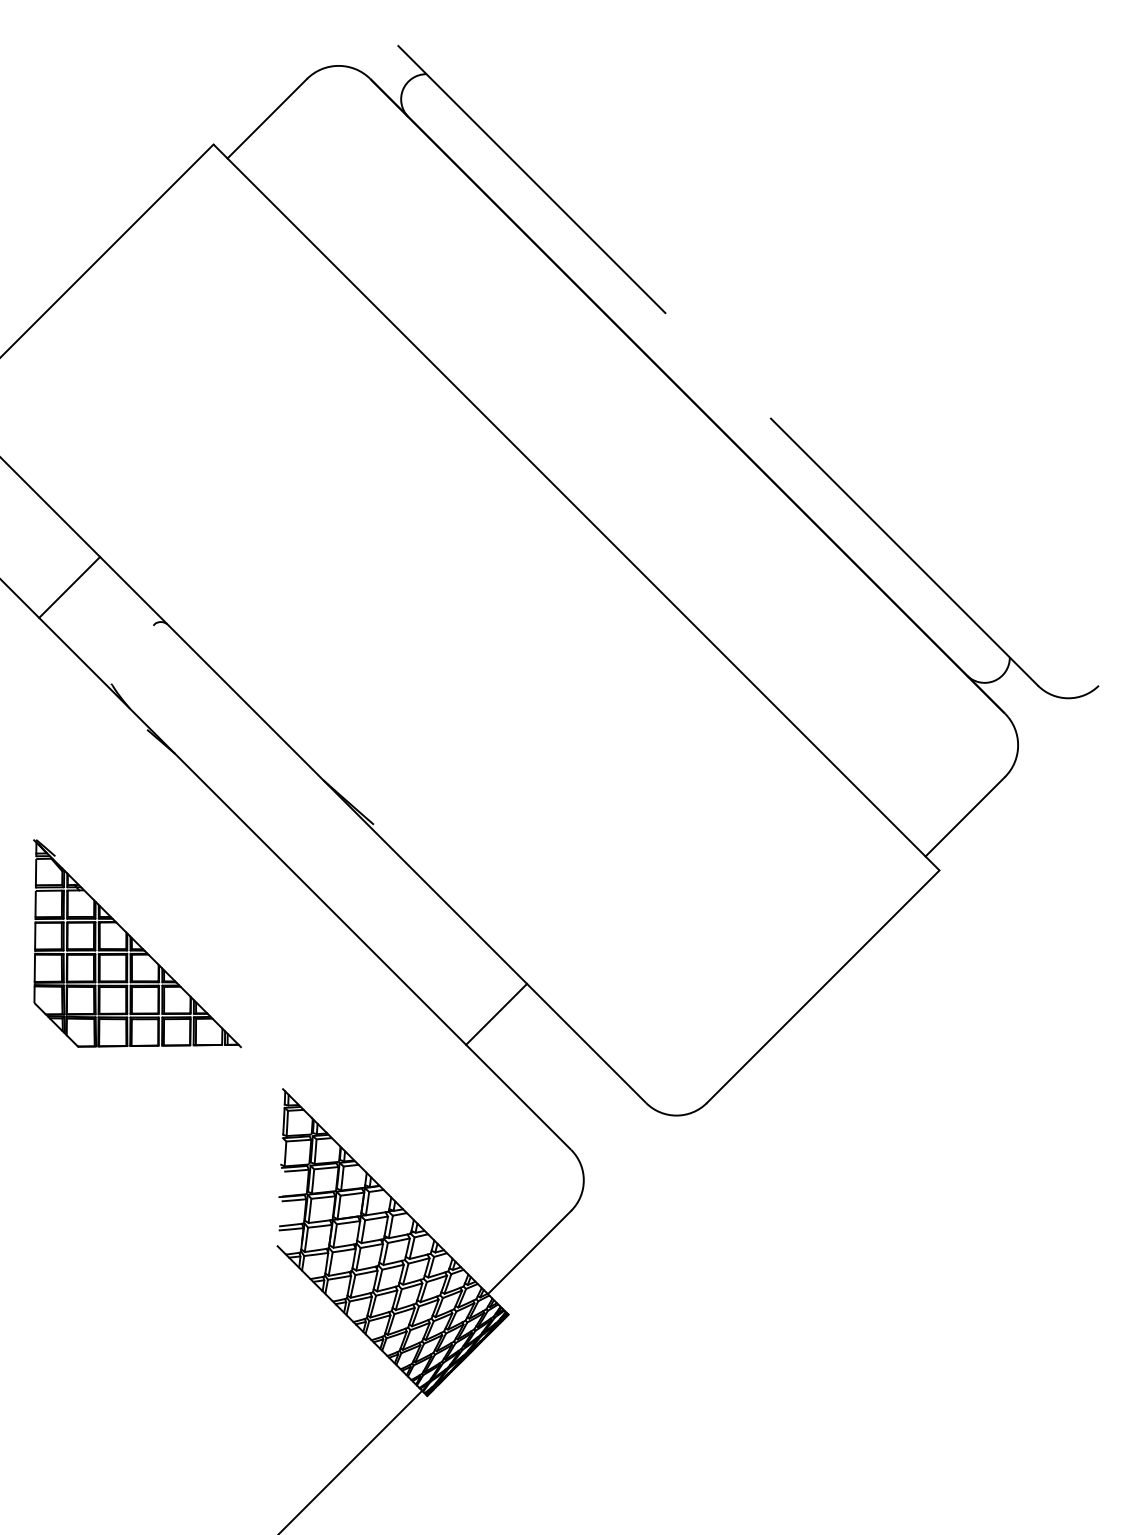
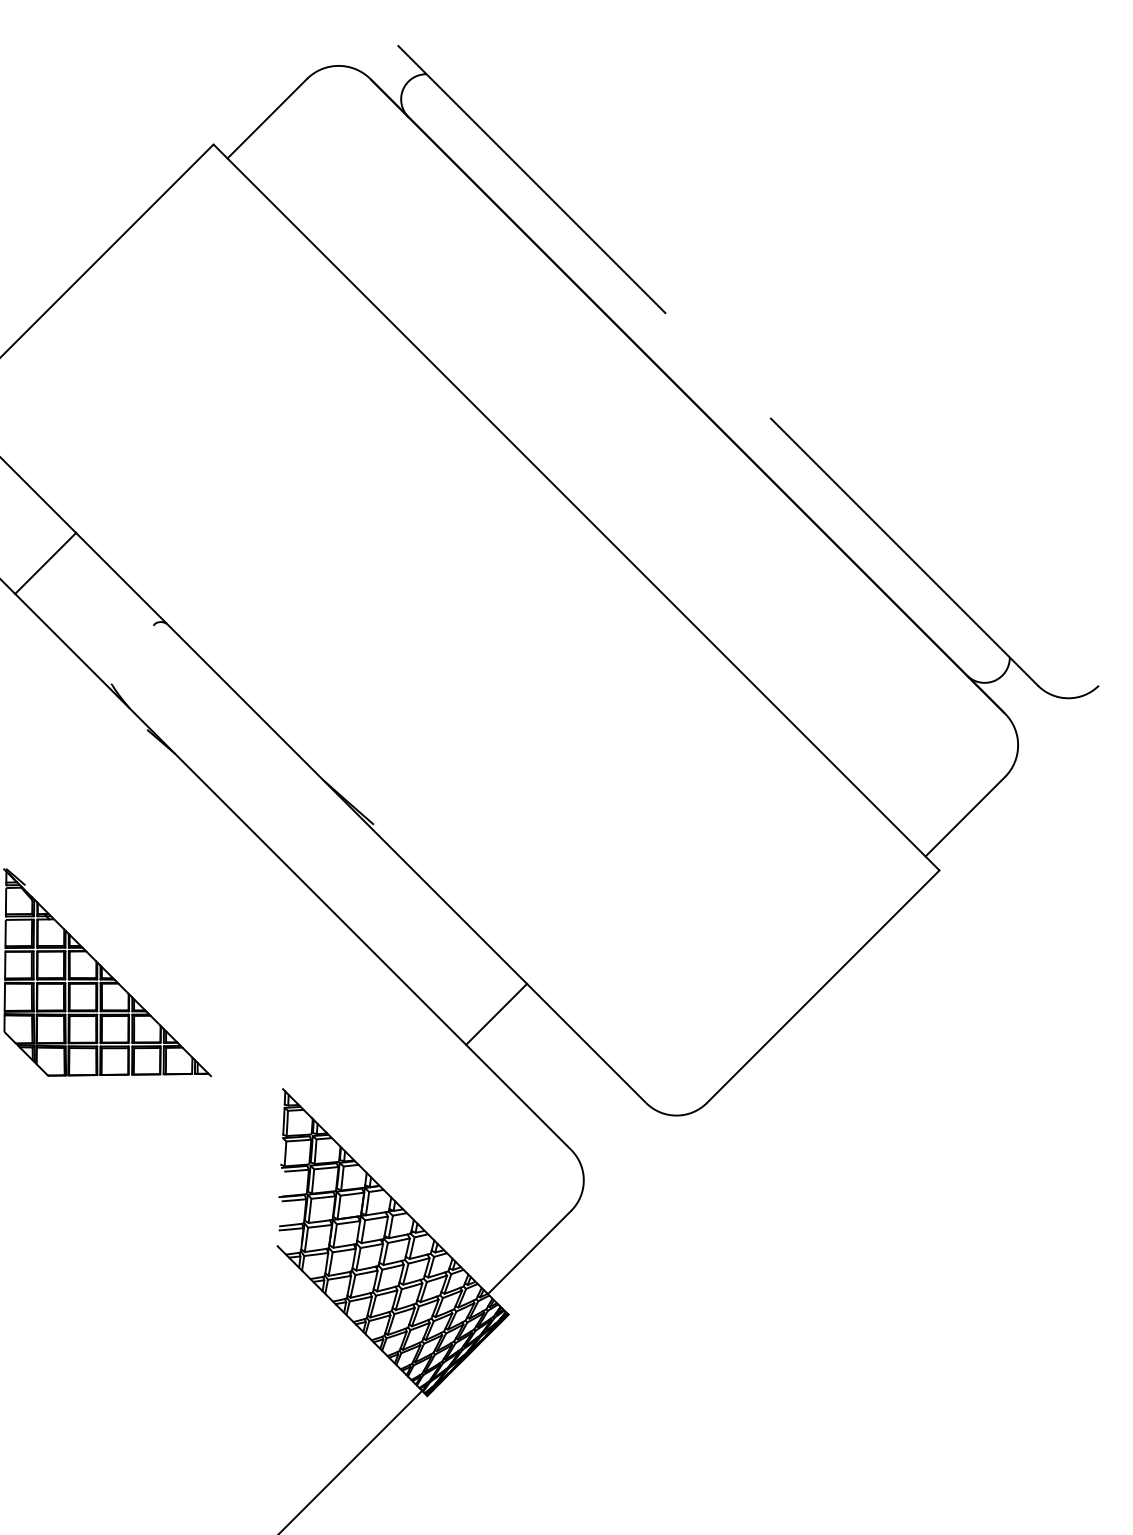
line position: (69, 587) -> (45, 563) (45, 563)
part position: (137, 943) -> (107, 972) (107, 972)
